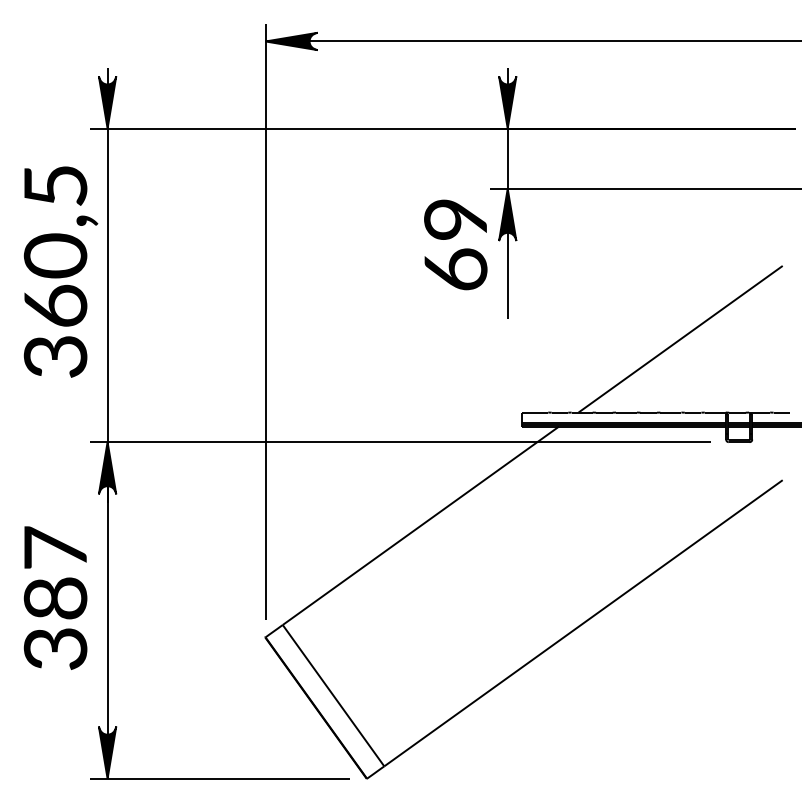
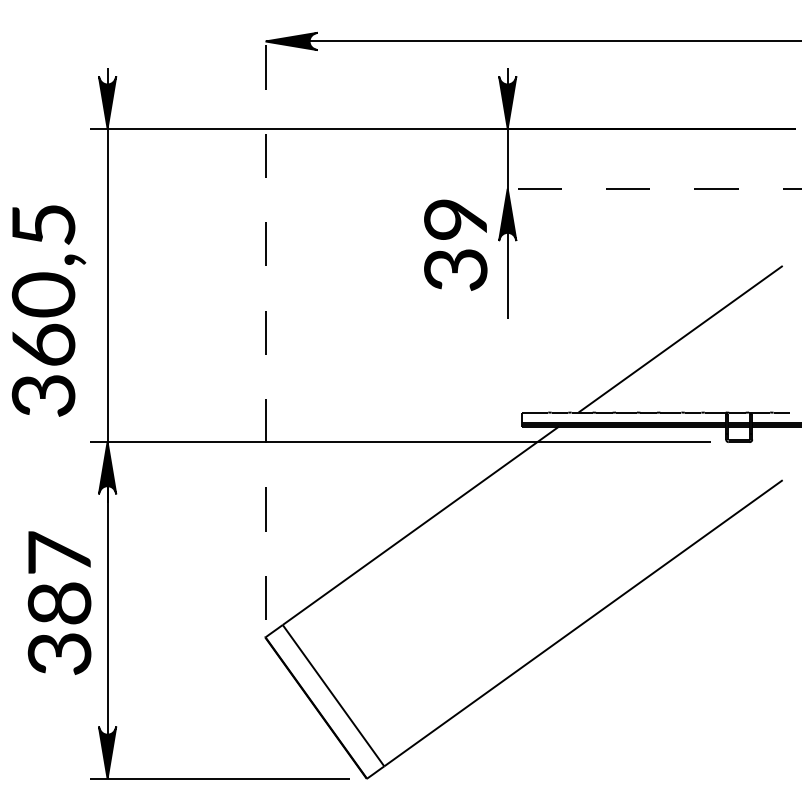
line: solid -> dashed (645, 188)
text: 69 -> 39 (455, 269)
text position: (60, 271) -> (48, 310) (48, 310)
line: solid -> dashed (265, 322)
text position: (55, 597) -> (59, 602) (59, 602)
